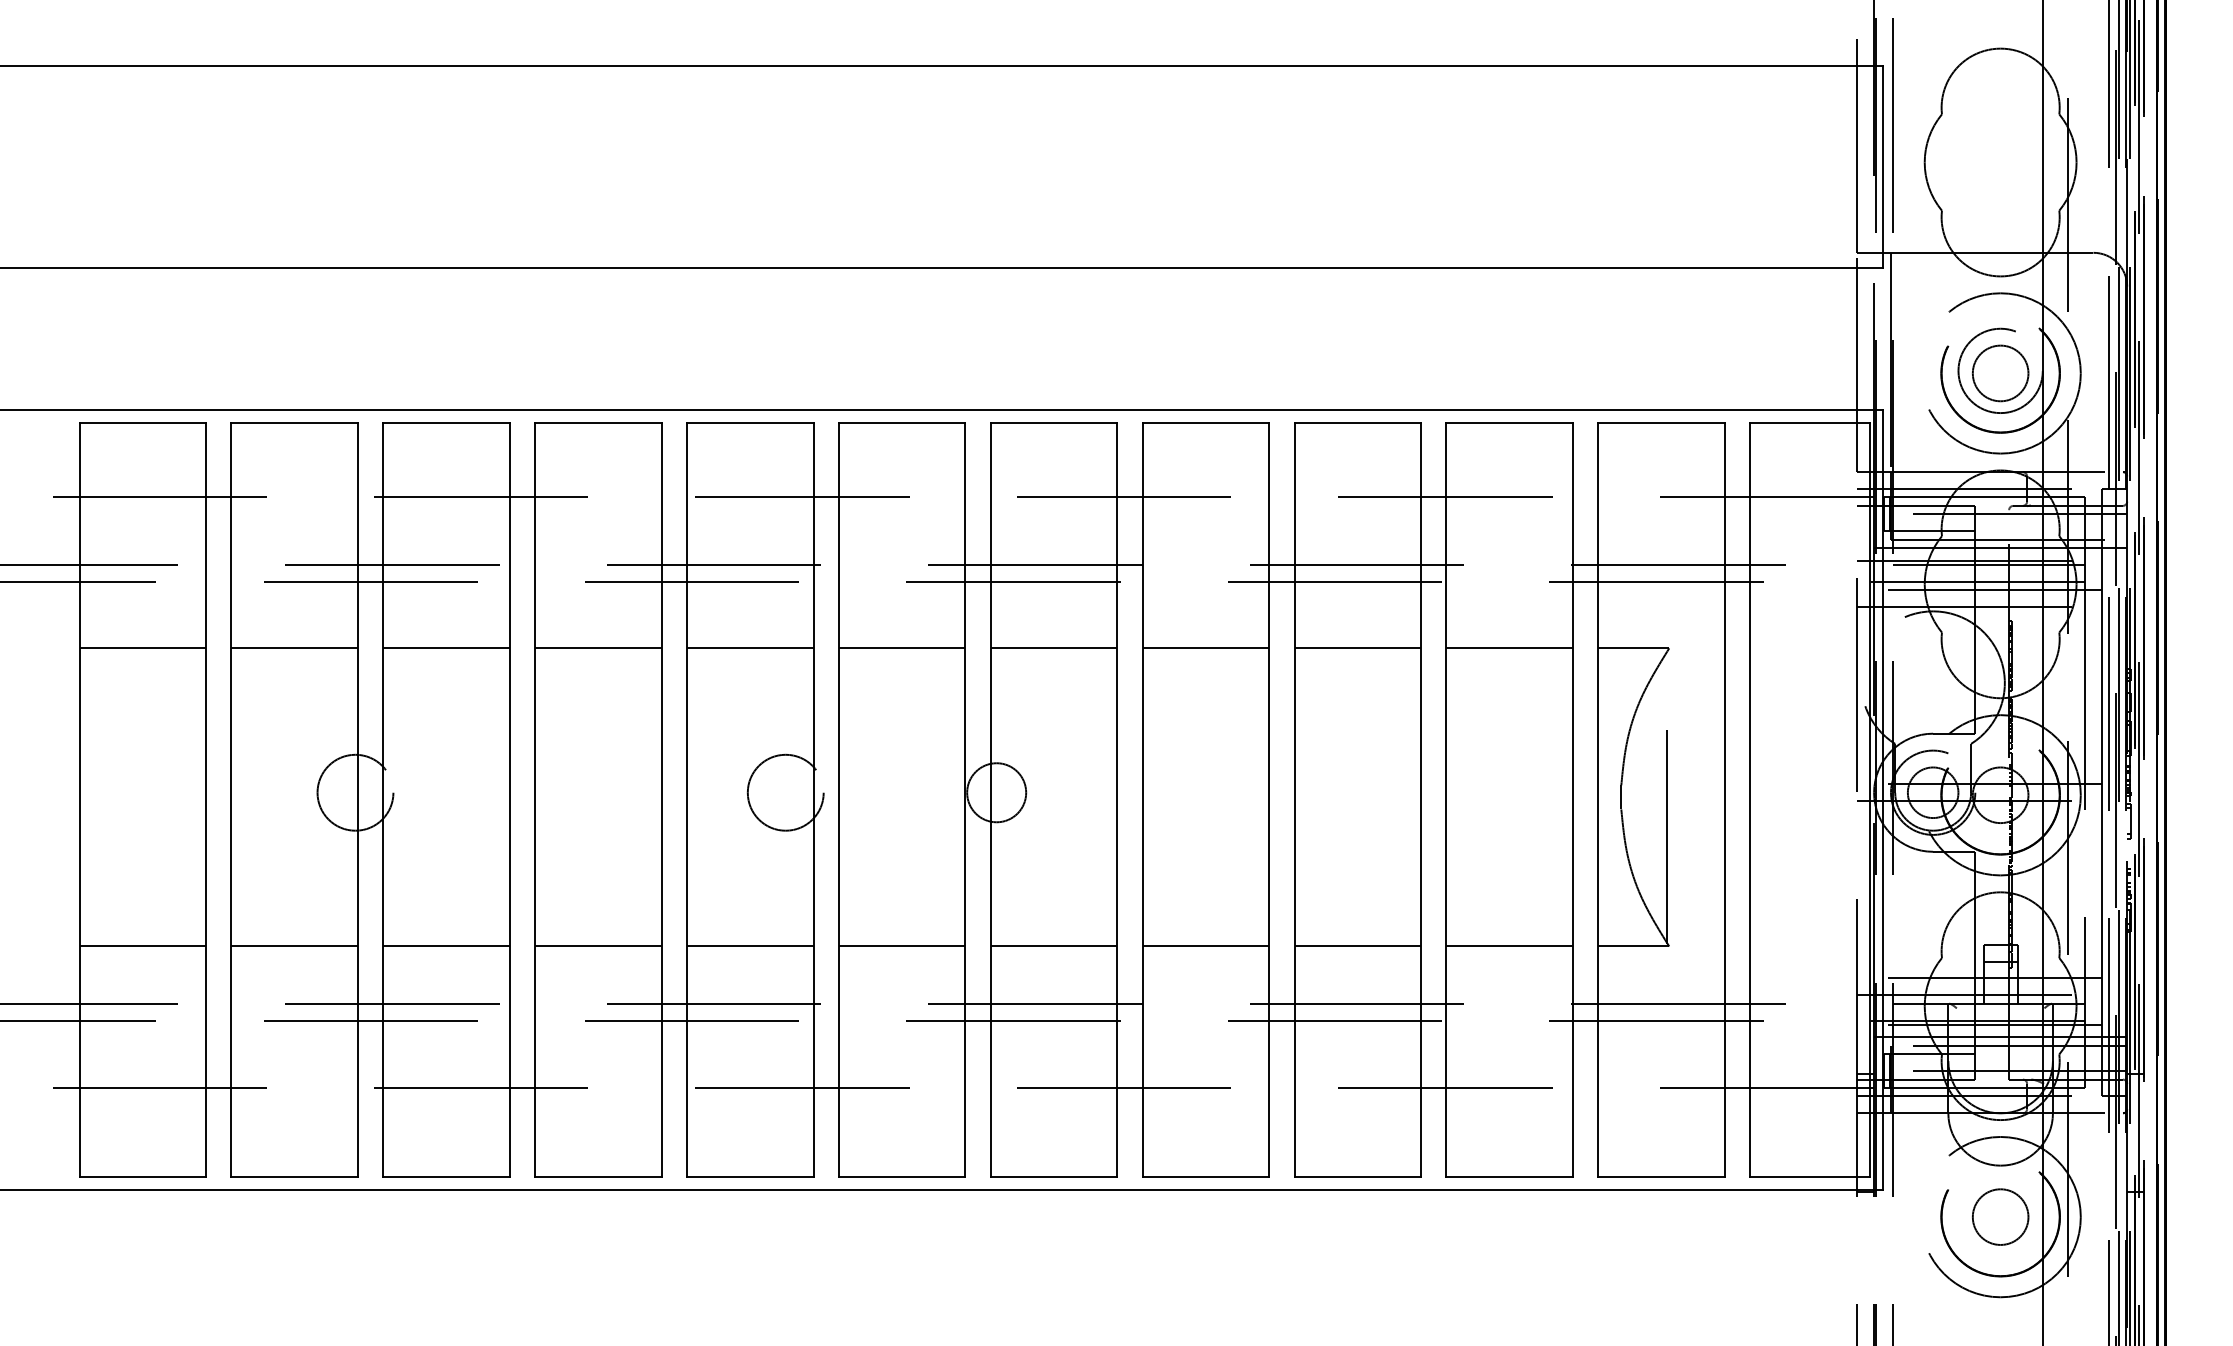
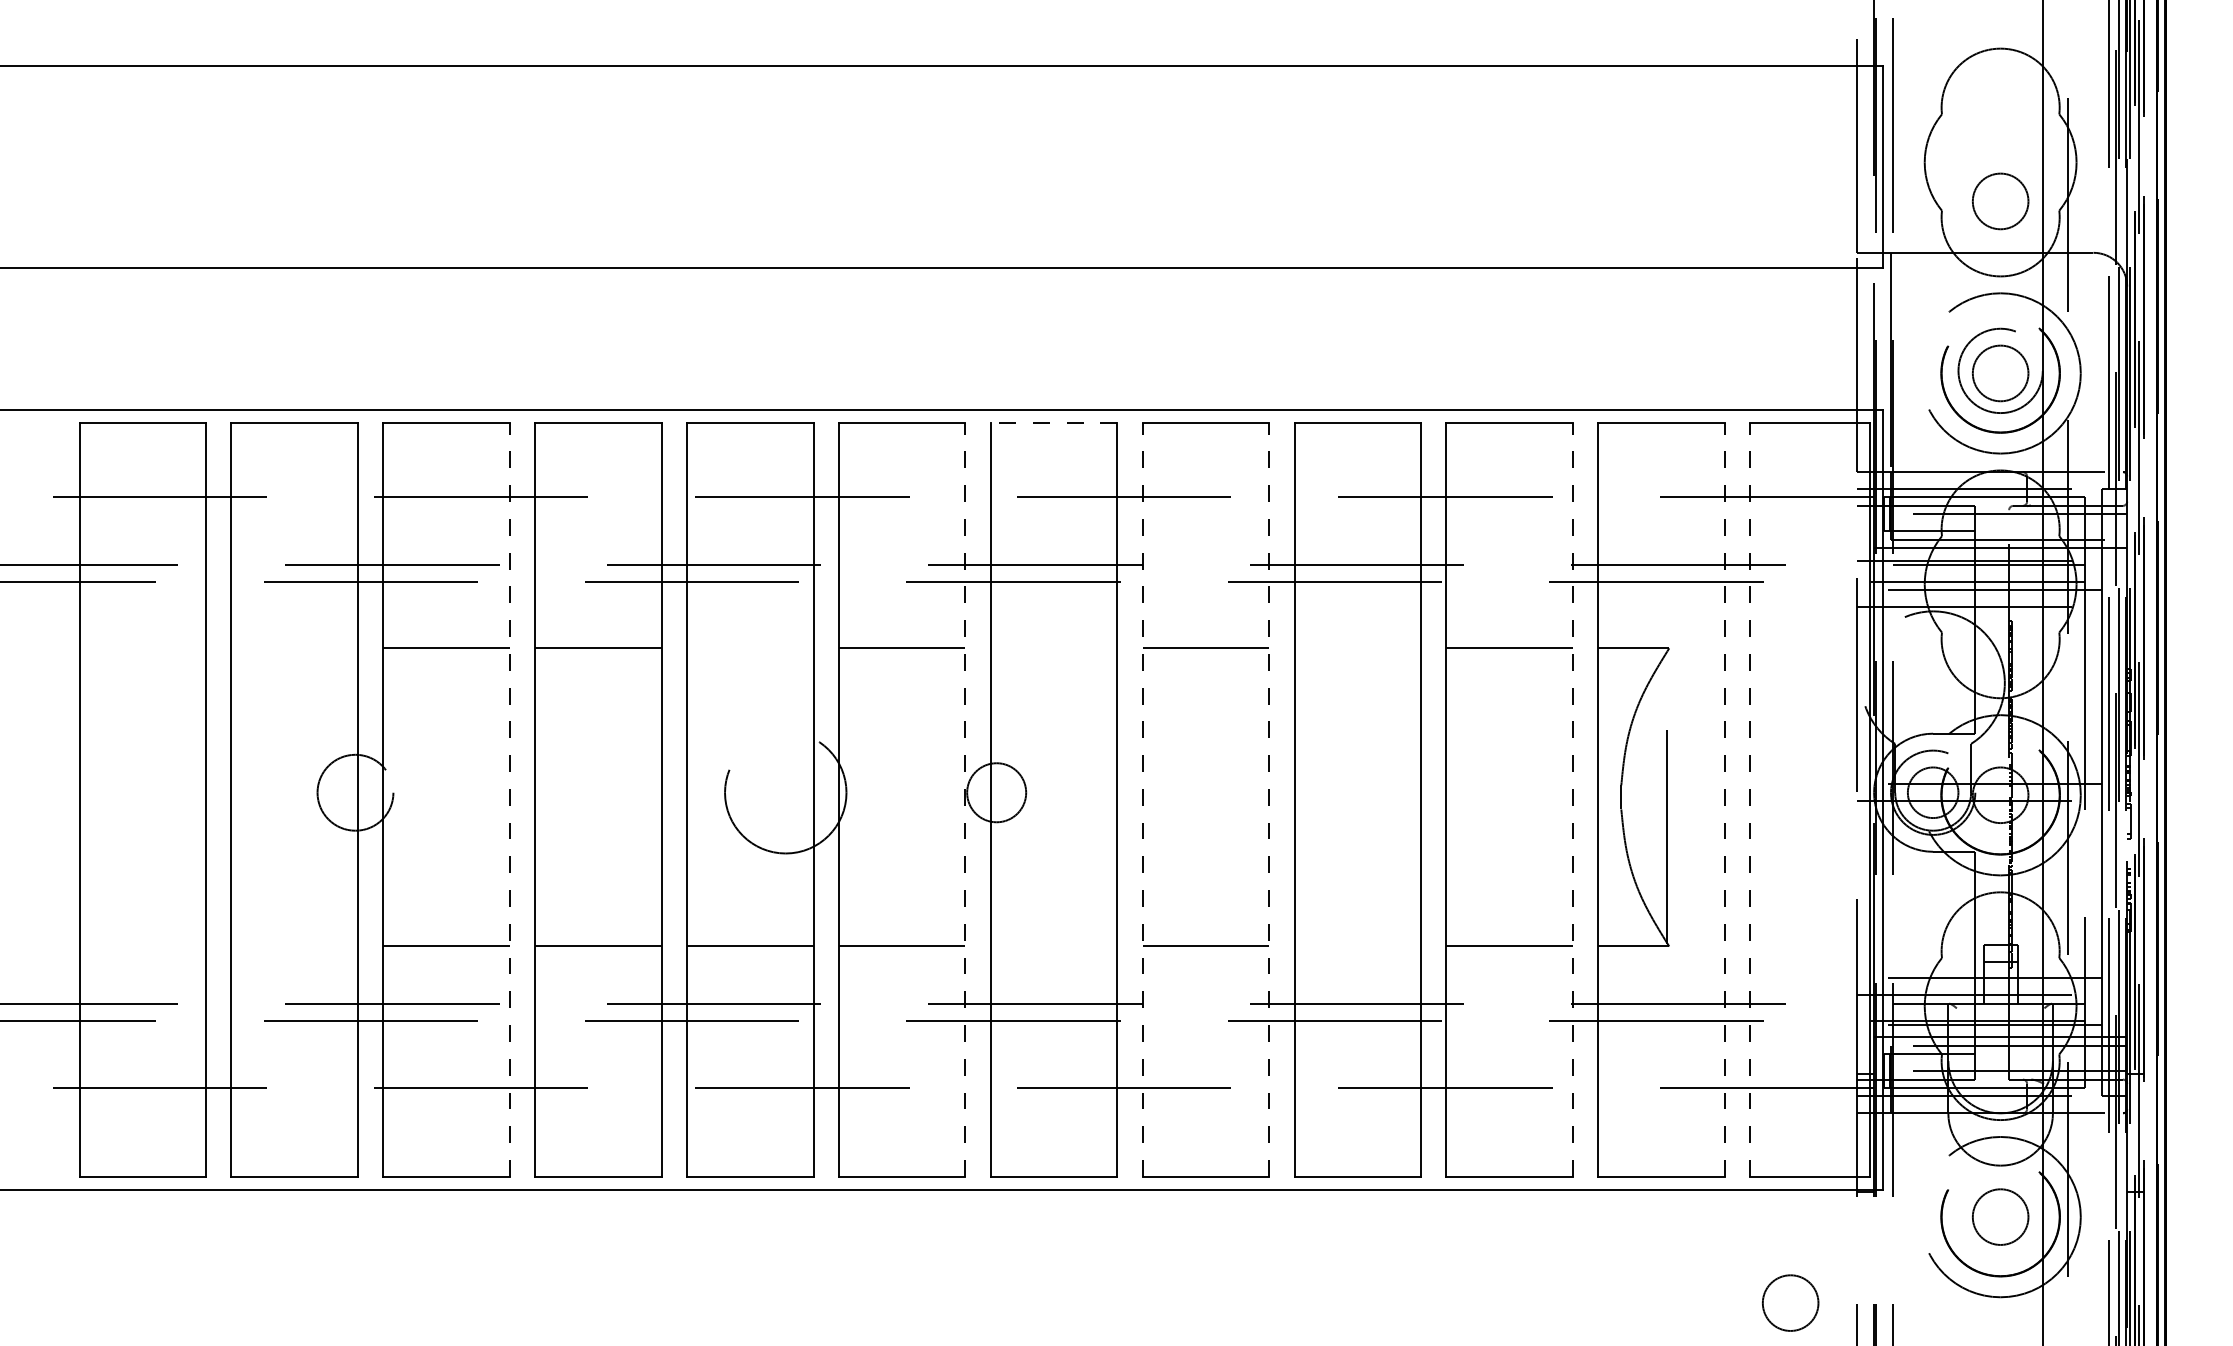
circle: none -> present (2000, 201)
line: solid -> dashed (1053, 422)
line: present -> none (142, 648)
line: present -> none (294, 648)
line: present -> none (750, 648)
line: present -> none (1053, 648)
line: present -> none (1357, 648)
circle diameter: 76 px -> 121 px (785, 792)
line: solid -> dashed (509, 799)
line: solid -> dashed (965, 799)
line: solid -> dashed (1142, 799)
line: solid -> dashed (1269, 799)
line: solid -> dashed (1572, 799)
line: solid -> dashed (1724, 799)
line: solid -> dashed (1750, 799)
line: present -> none (142, 946)
line: present -> none (294, 946)
line: present -> none (1053, 946)
line: present -> none (1357, 946)
circle: none -> present (1790, 1302)
